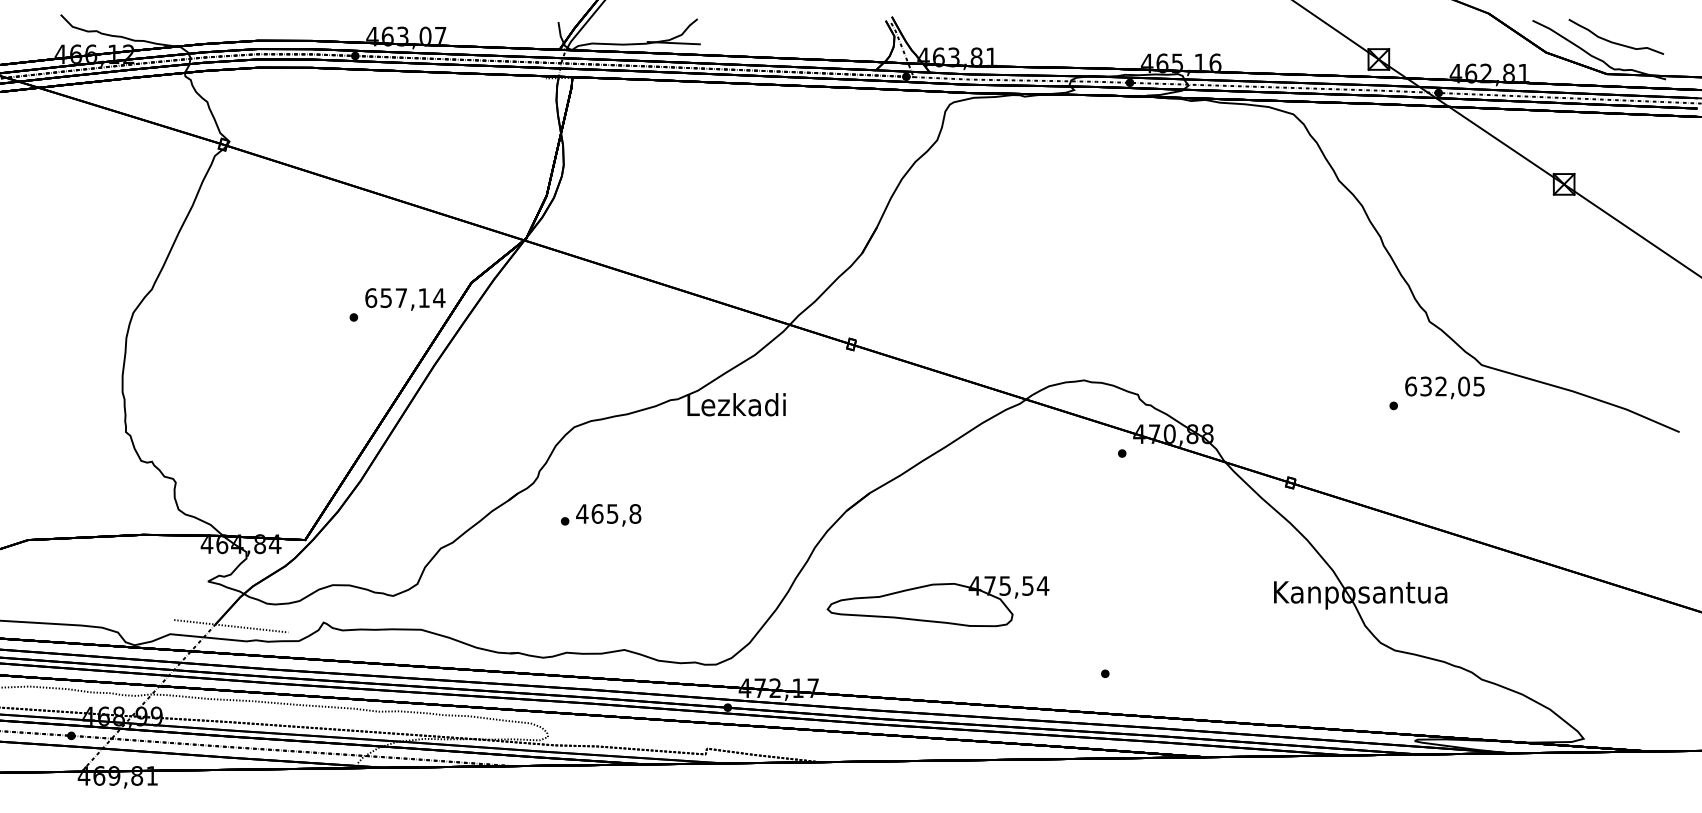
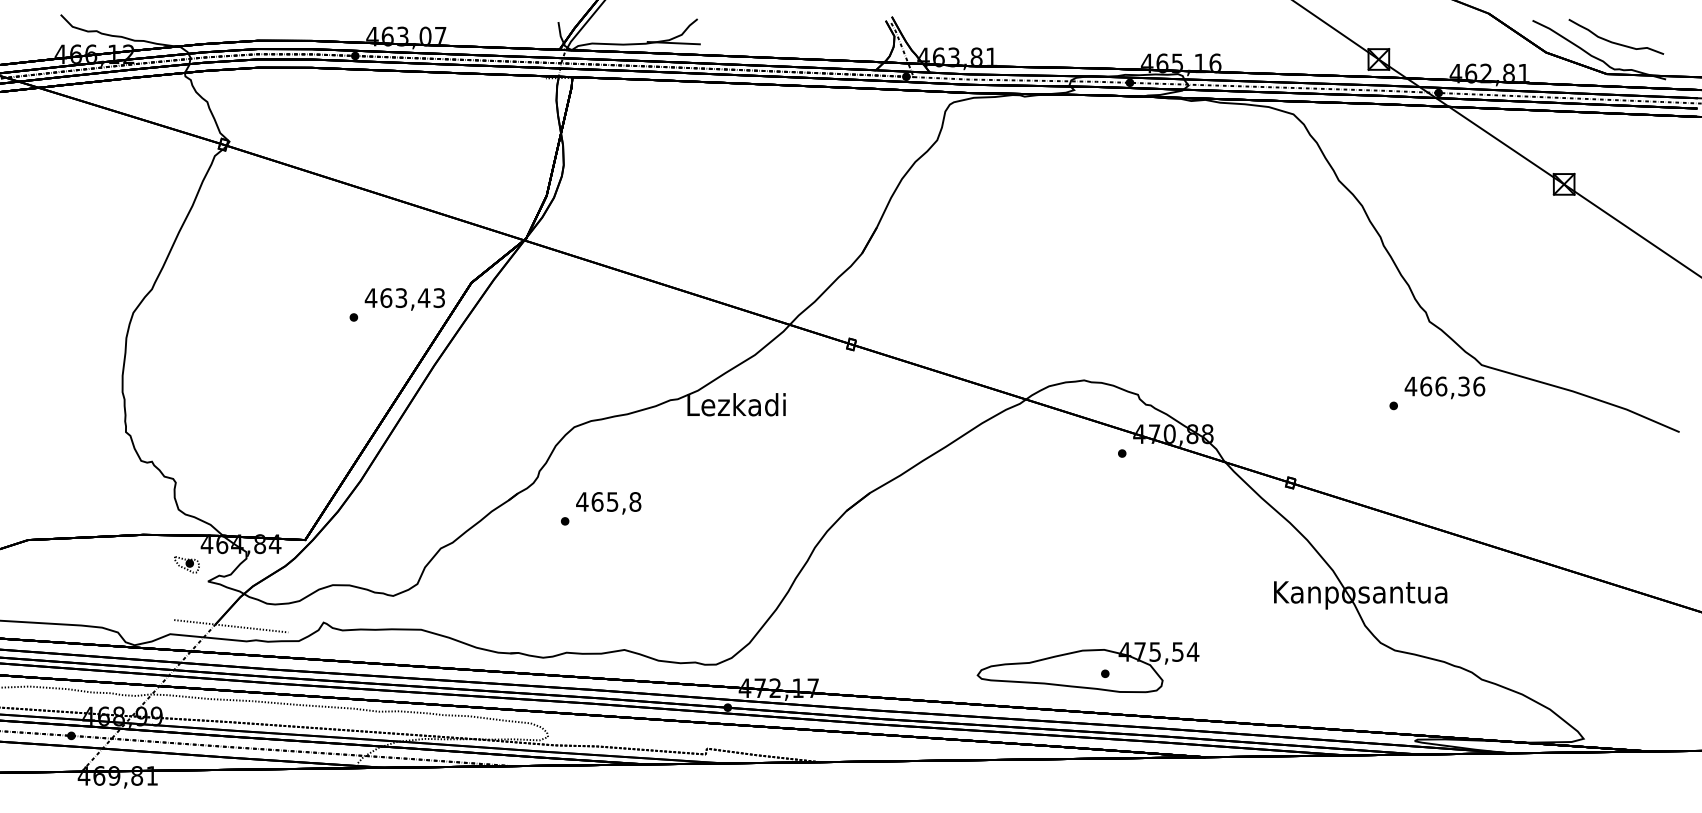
text: 657,14 -> 463,43 (404, 298)
text: 632,05 -> 466,36 (1444, 386)
text position: (608, 515) -> (608, 503) (608, 503)
part: none -> present (186, 564)
part position: (937, 601) -> (1087, 667) (1087, 667)
